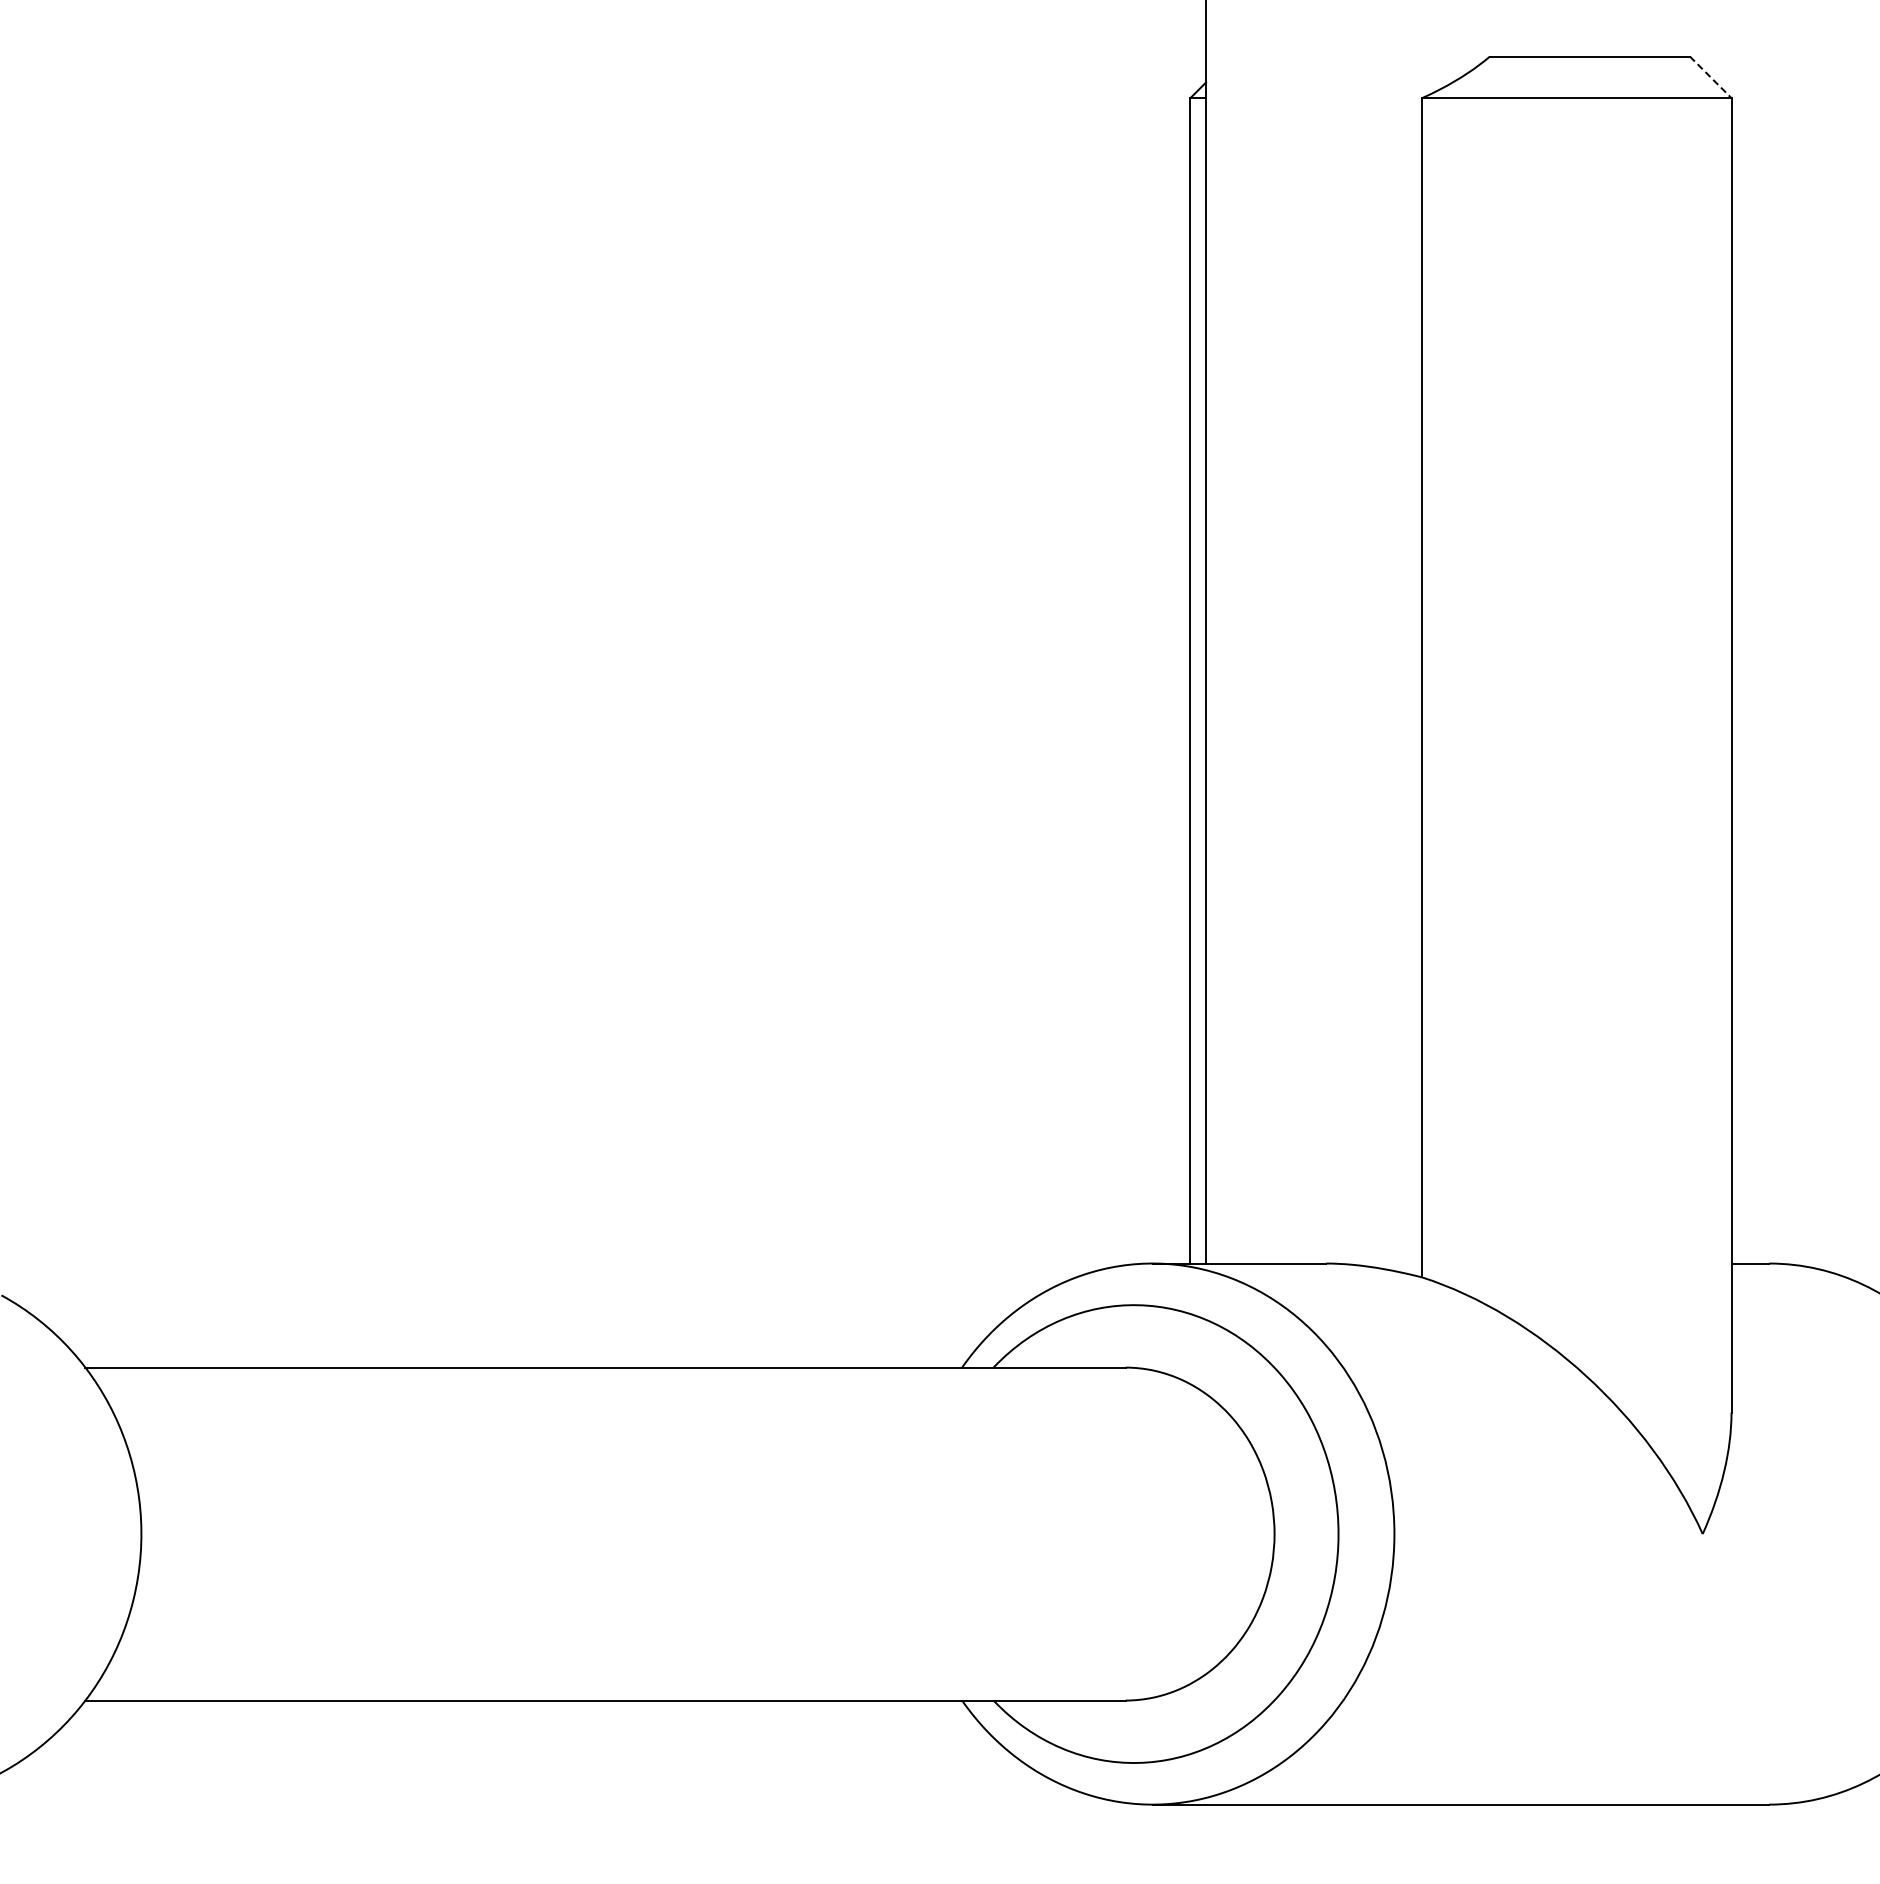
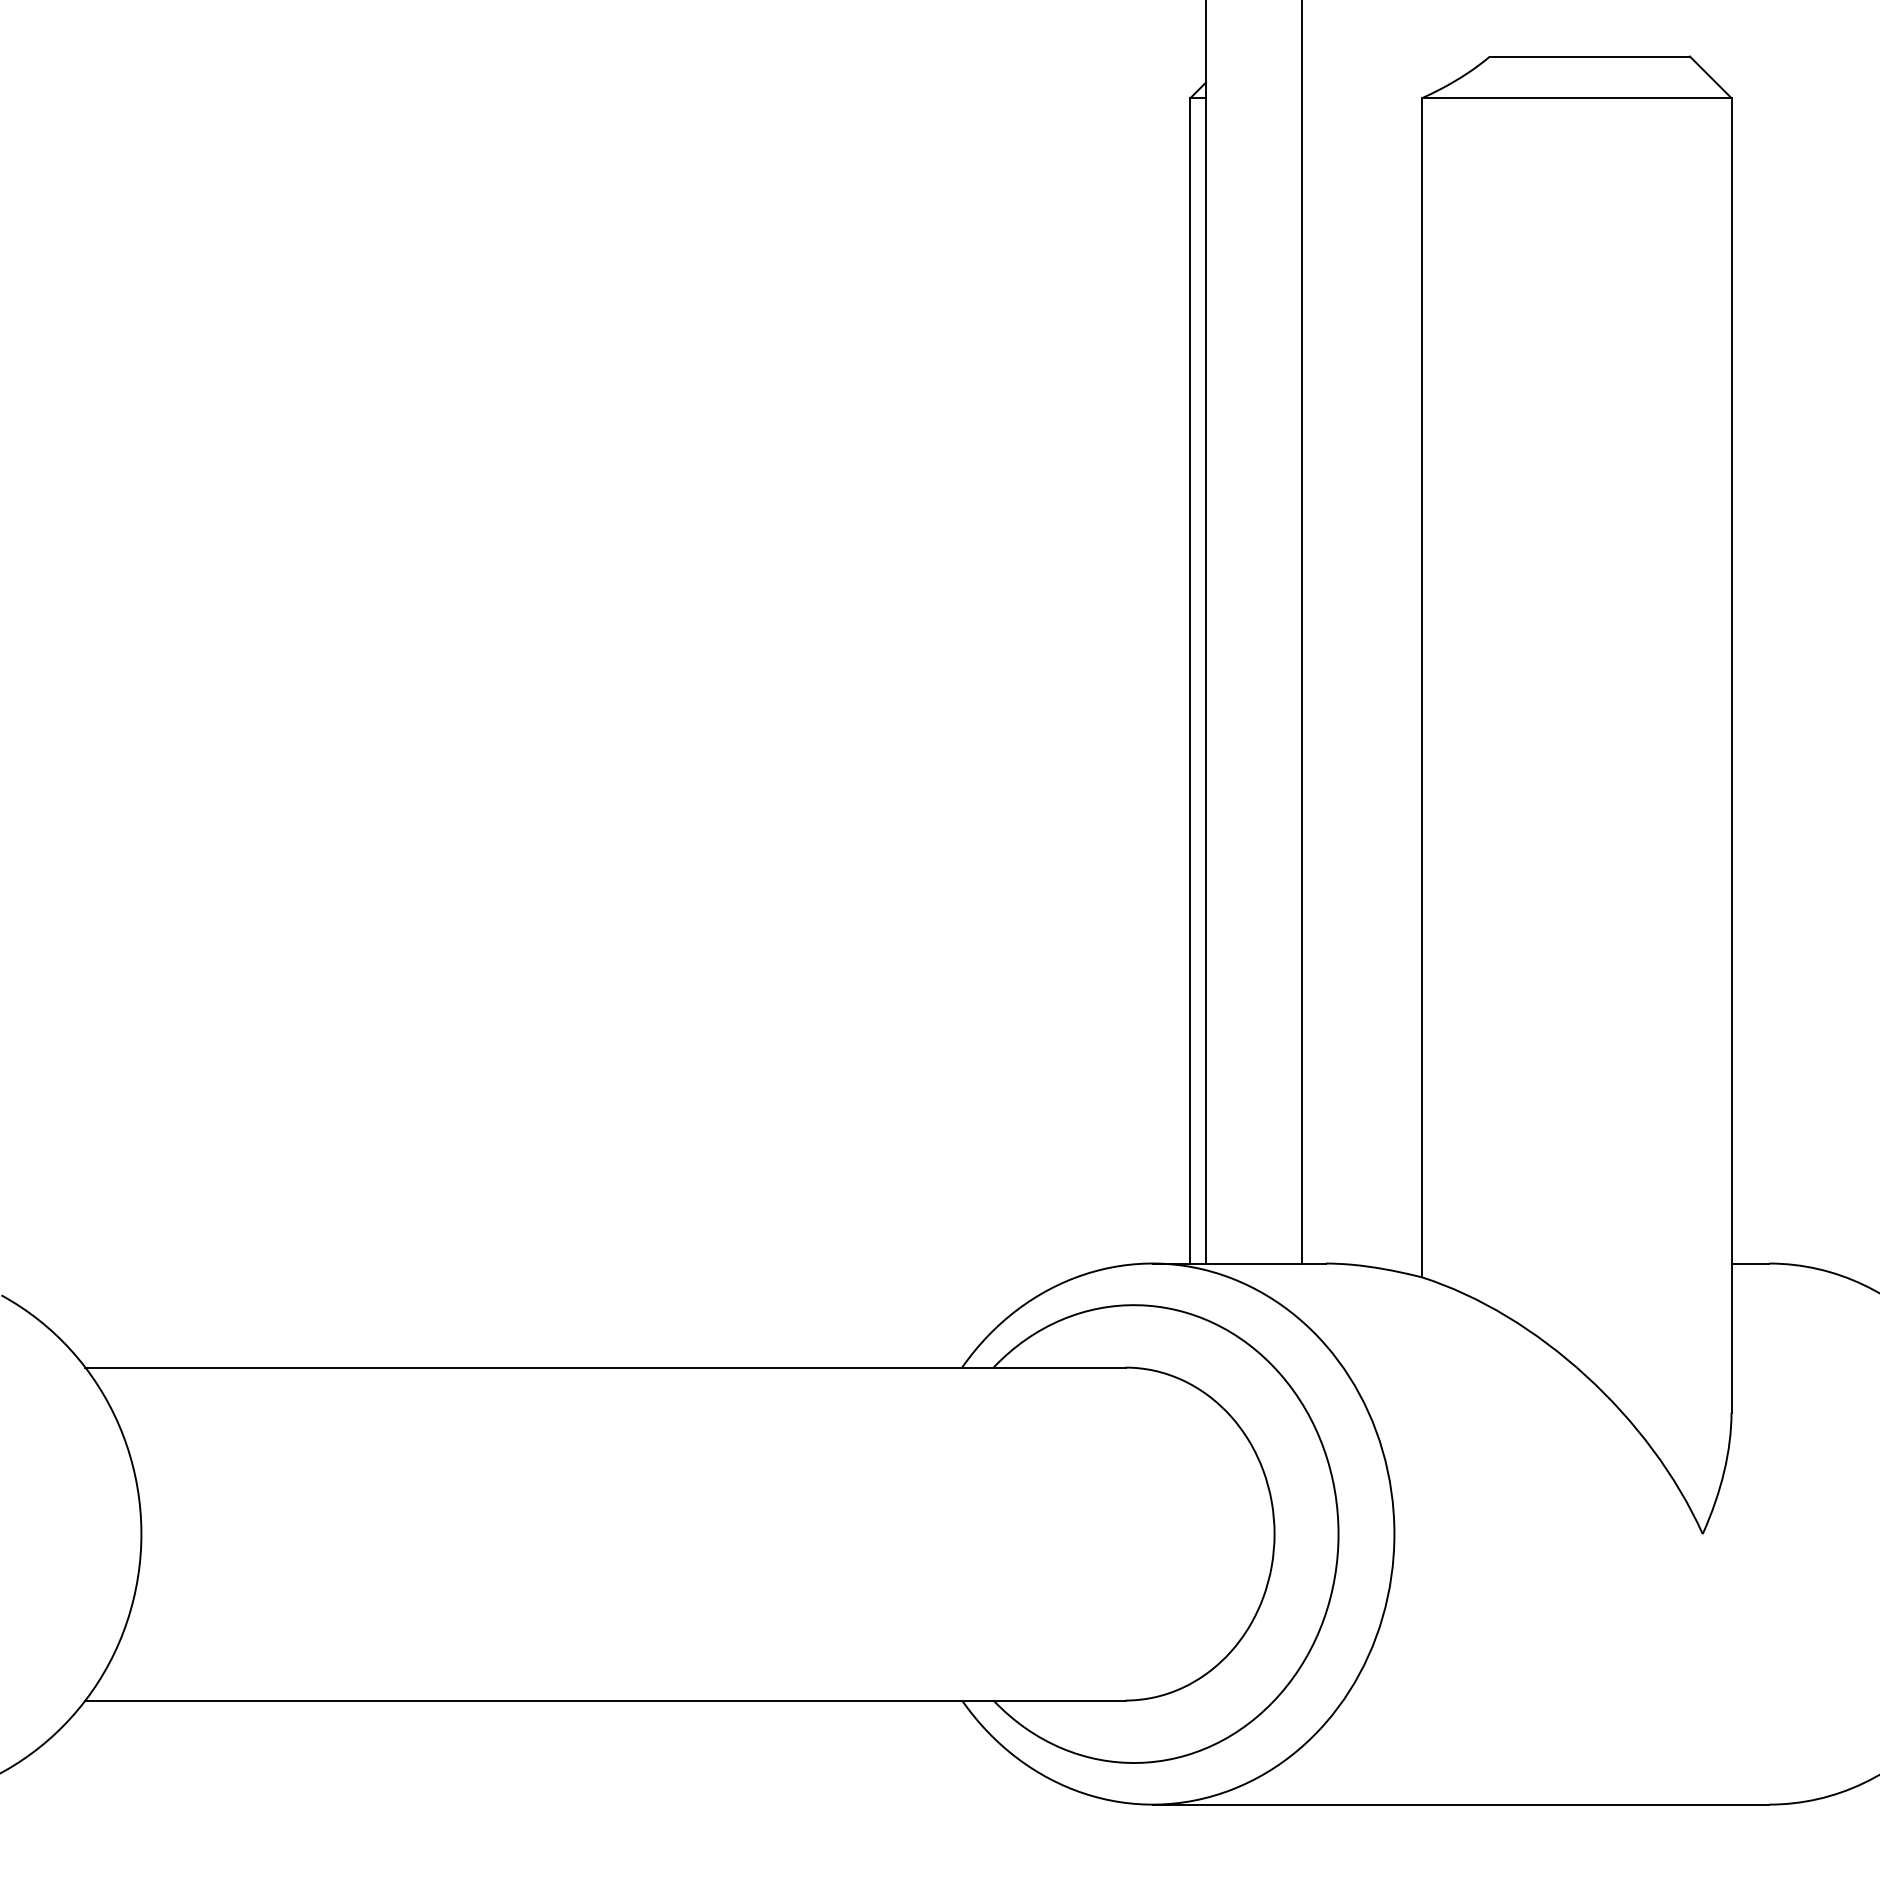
line: dashed -> solid (1711, 77)
line: none -> present (1301, 632)
